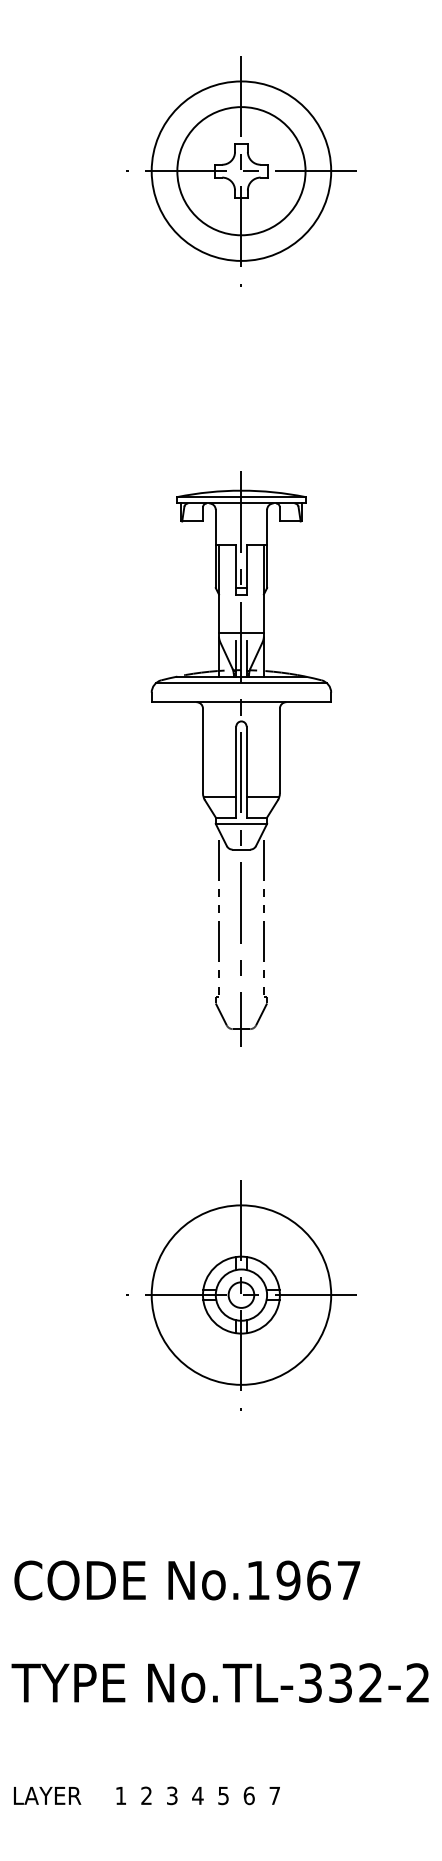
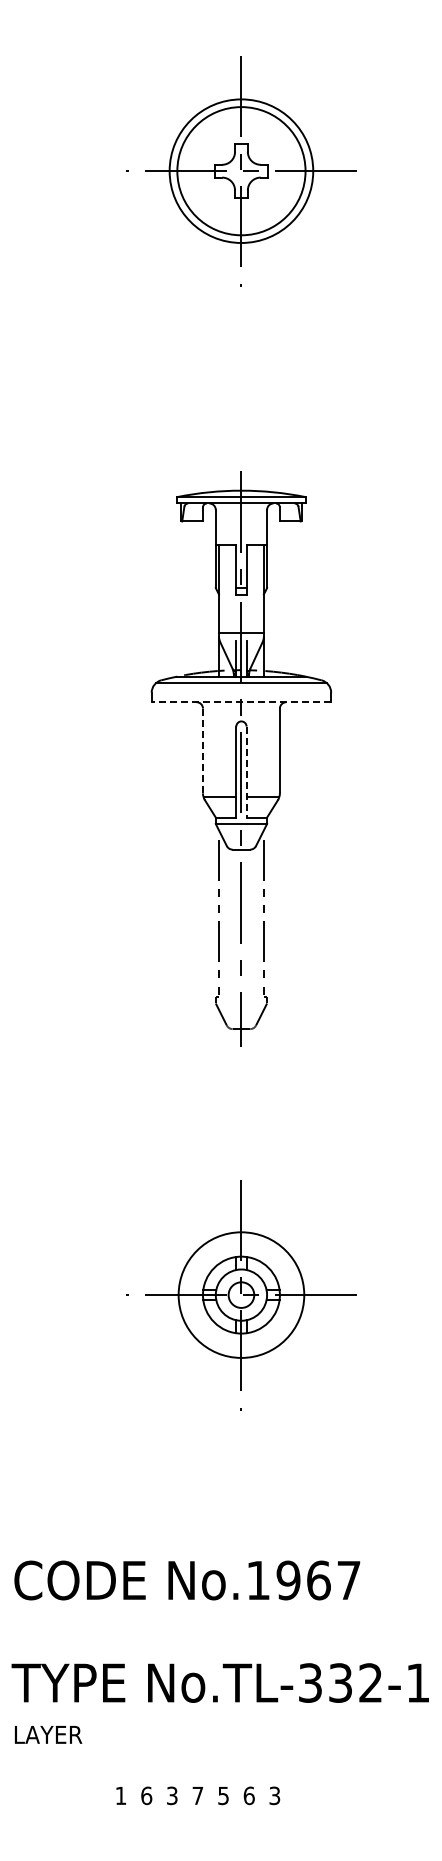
circle diameter: 179 px -> 144 px (241, 171)
line: solid -> dashed (241, 702)
line: solid -> dashed (202, 751)
line: solid -> dashed (246, 772)
circle diameter: 179 px -> 126 px (241, 1294)
text: No.TL-332-2 -> No.TL-332-1 (417, 1682)
text position: (47, 1795) -> (48, 1734) (48, 1734)
text: 2 -> 6 (146, 1795)
text: 4 -> 7 (197, 1795)
text: 7 -> 3 (274, 1795)
